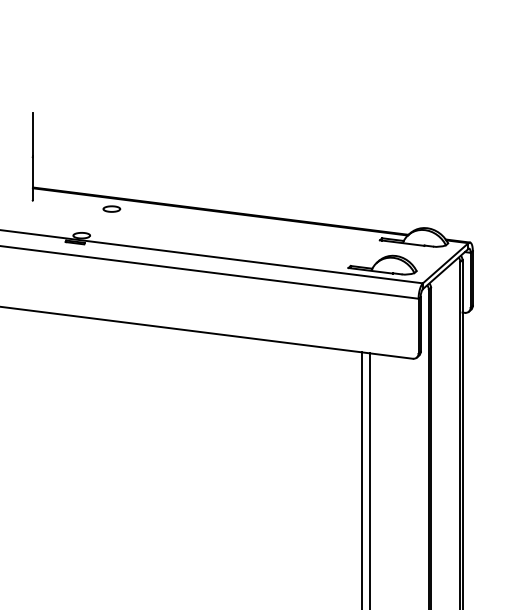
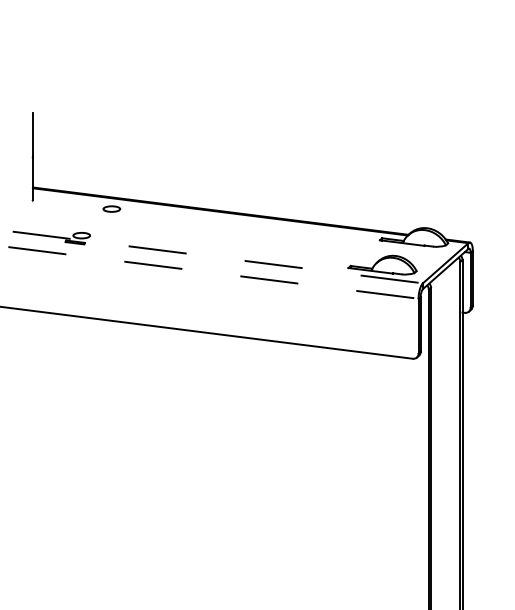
line: solid -> dashed (211, 256)
line: solid -> dashed (210, 272)
line: present -> none (362, 479)
line: present -> none (370, 479)
